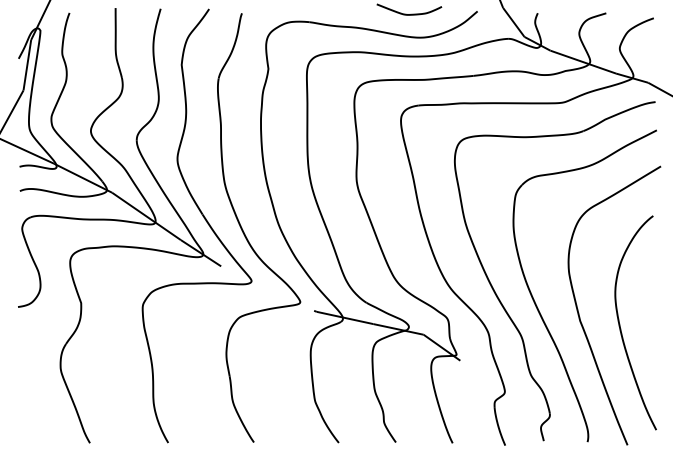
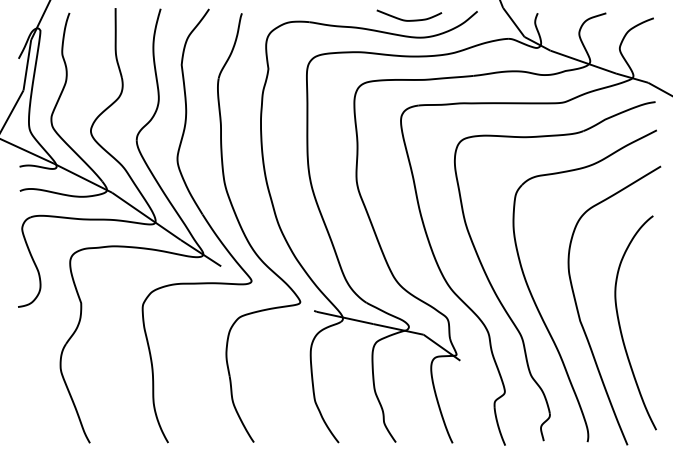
curve position: (411, 13) -> (411, 19) (411, 19)
